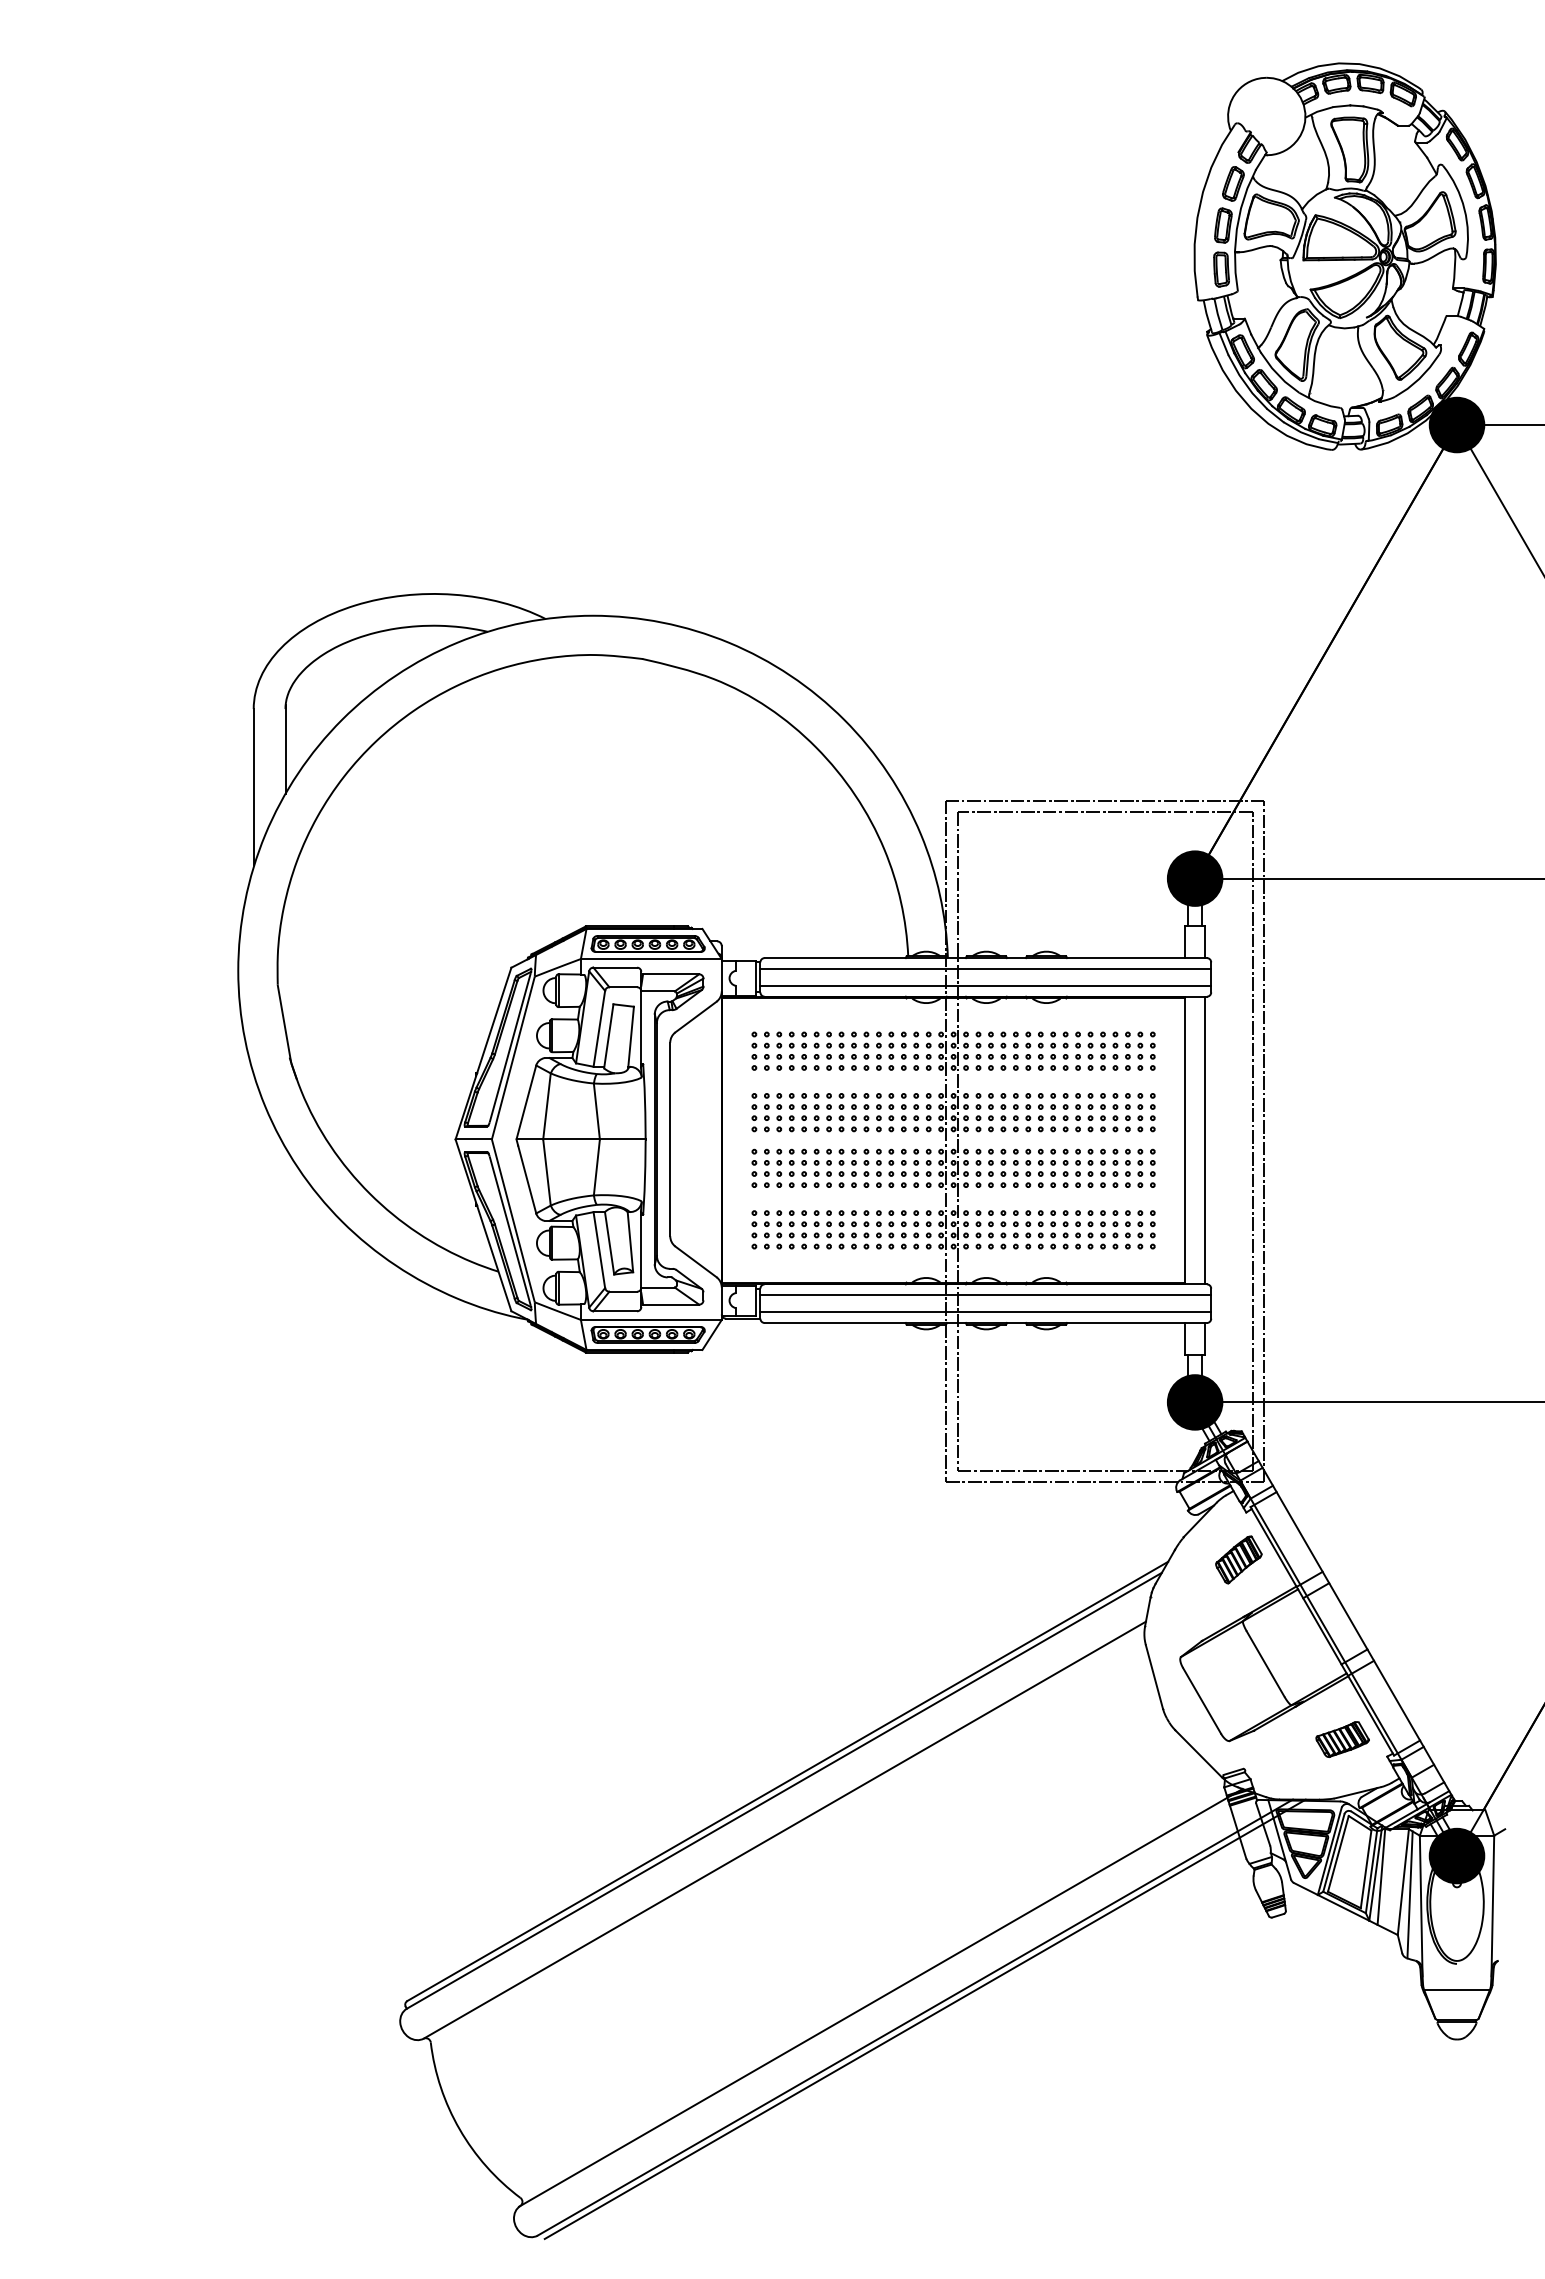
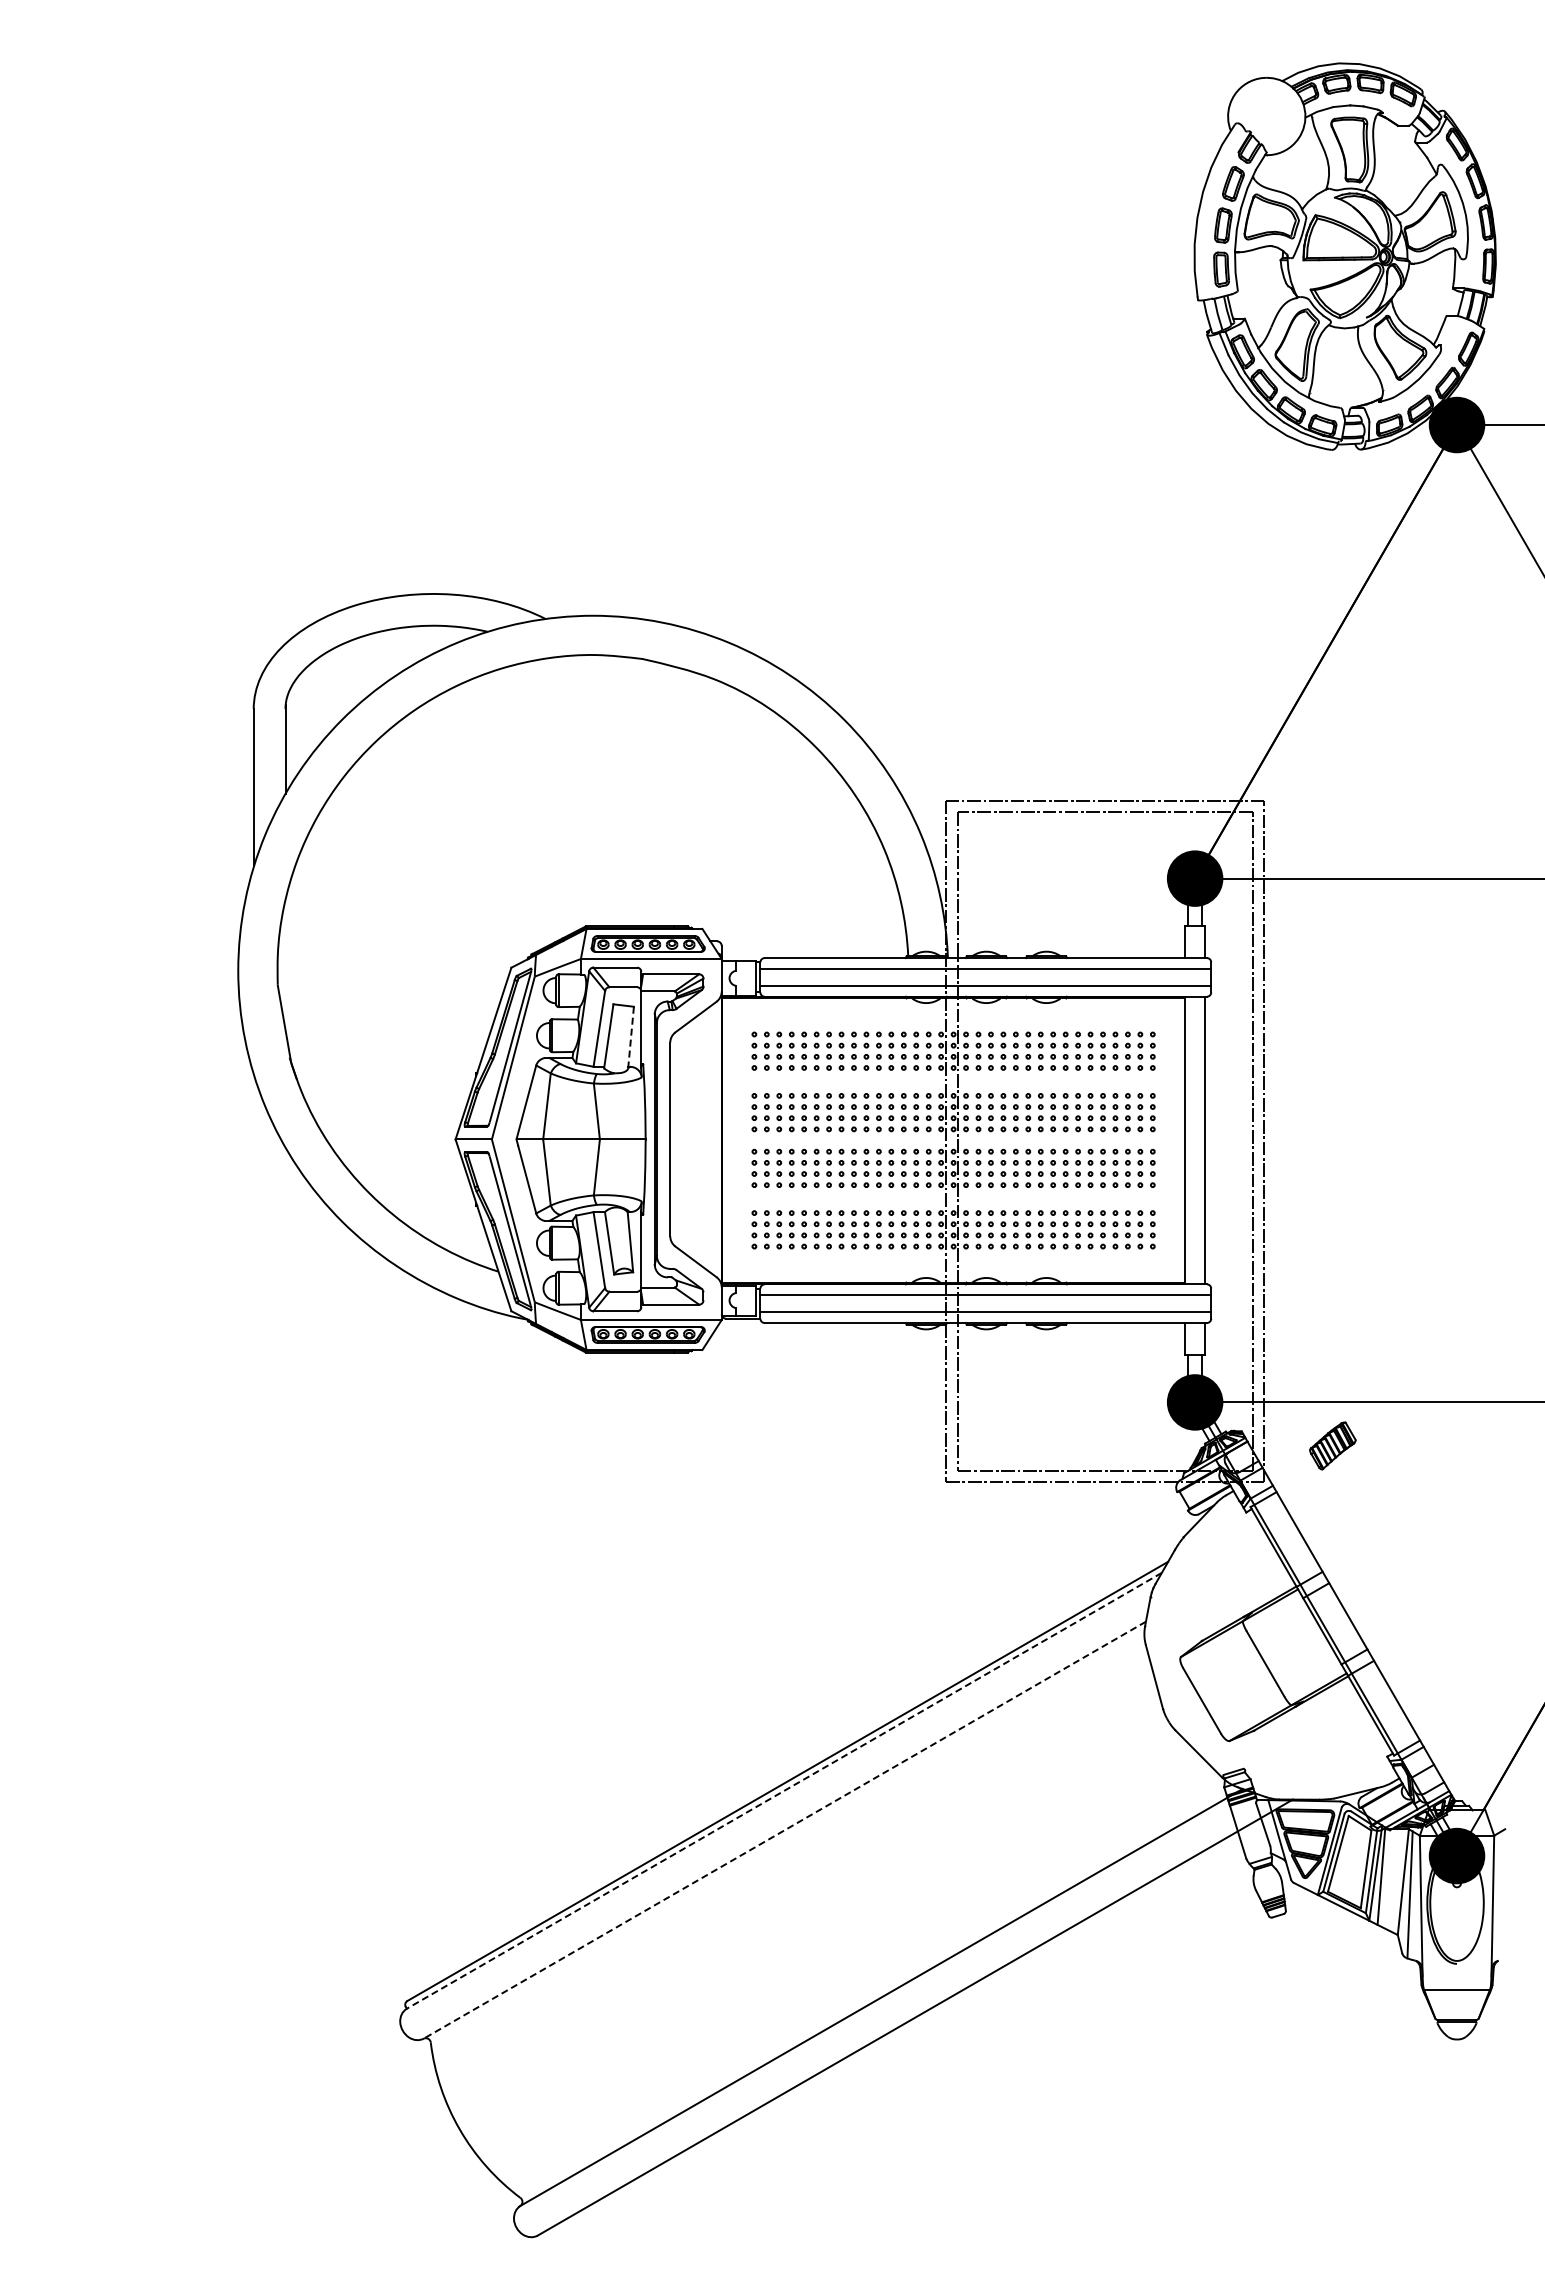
line: solid -> dashed (631, 1037)
part position: (1238, 1559) -> (1332, 1445) (1332, 1445)
part: present -> none (1342, 1739)
line: solid -> dashed (784, 1790)
line: solid -> dashed (785, 1830)
line: present -> none (924, 2019)
